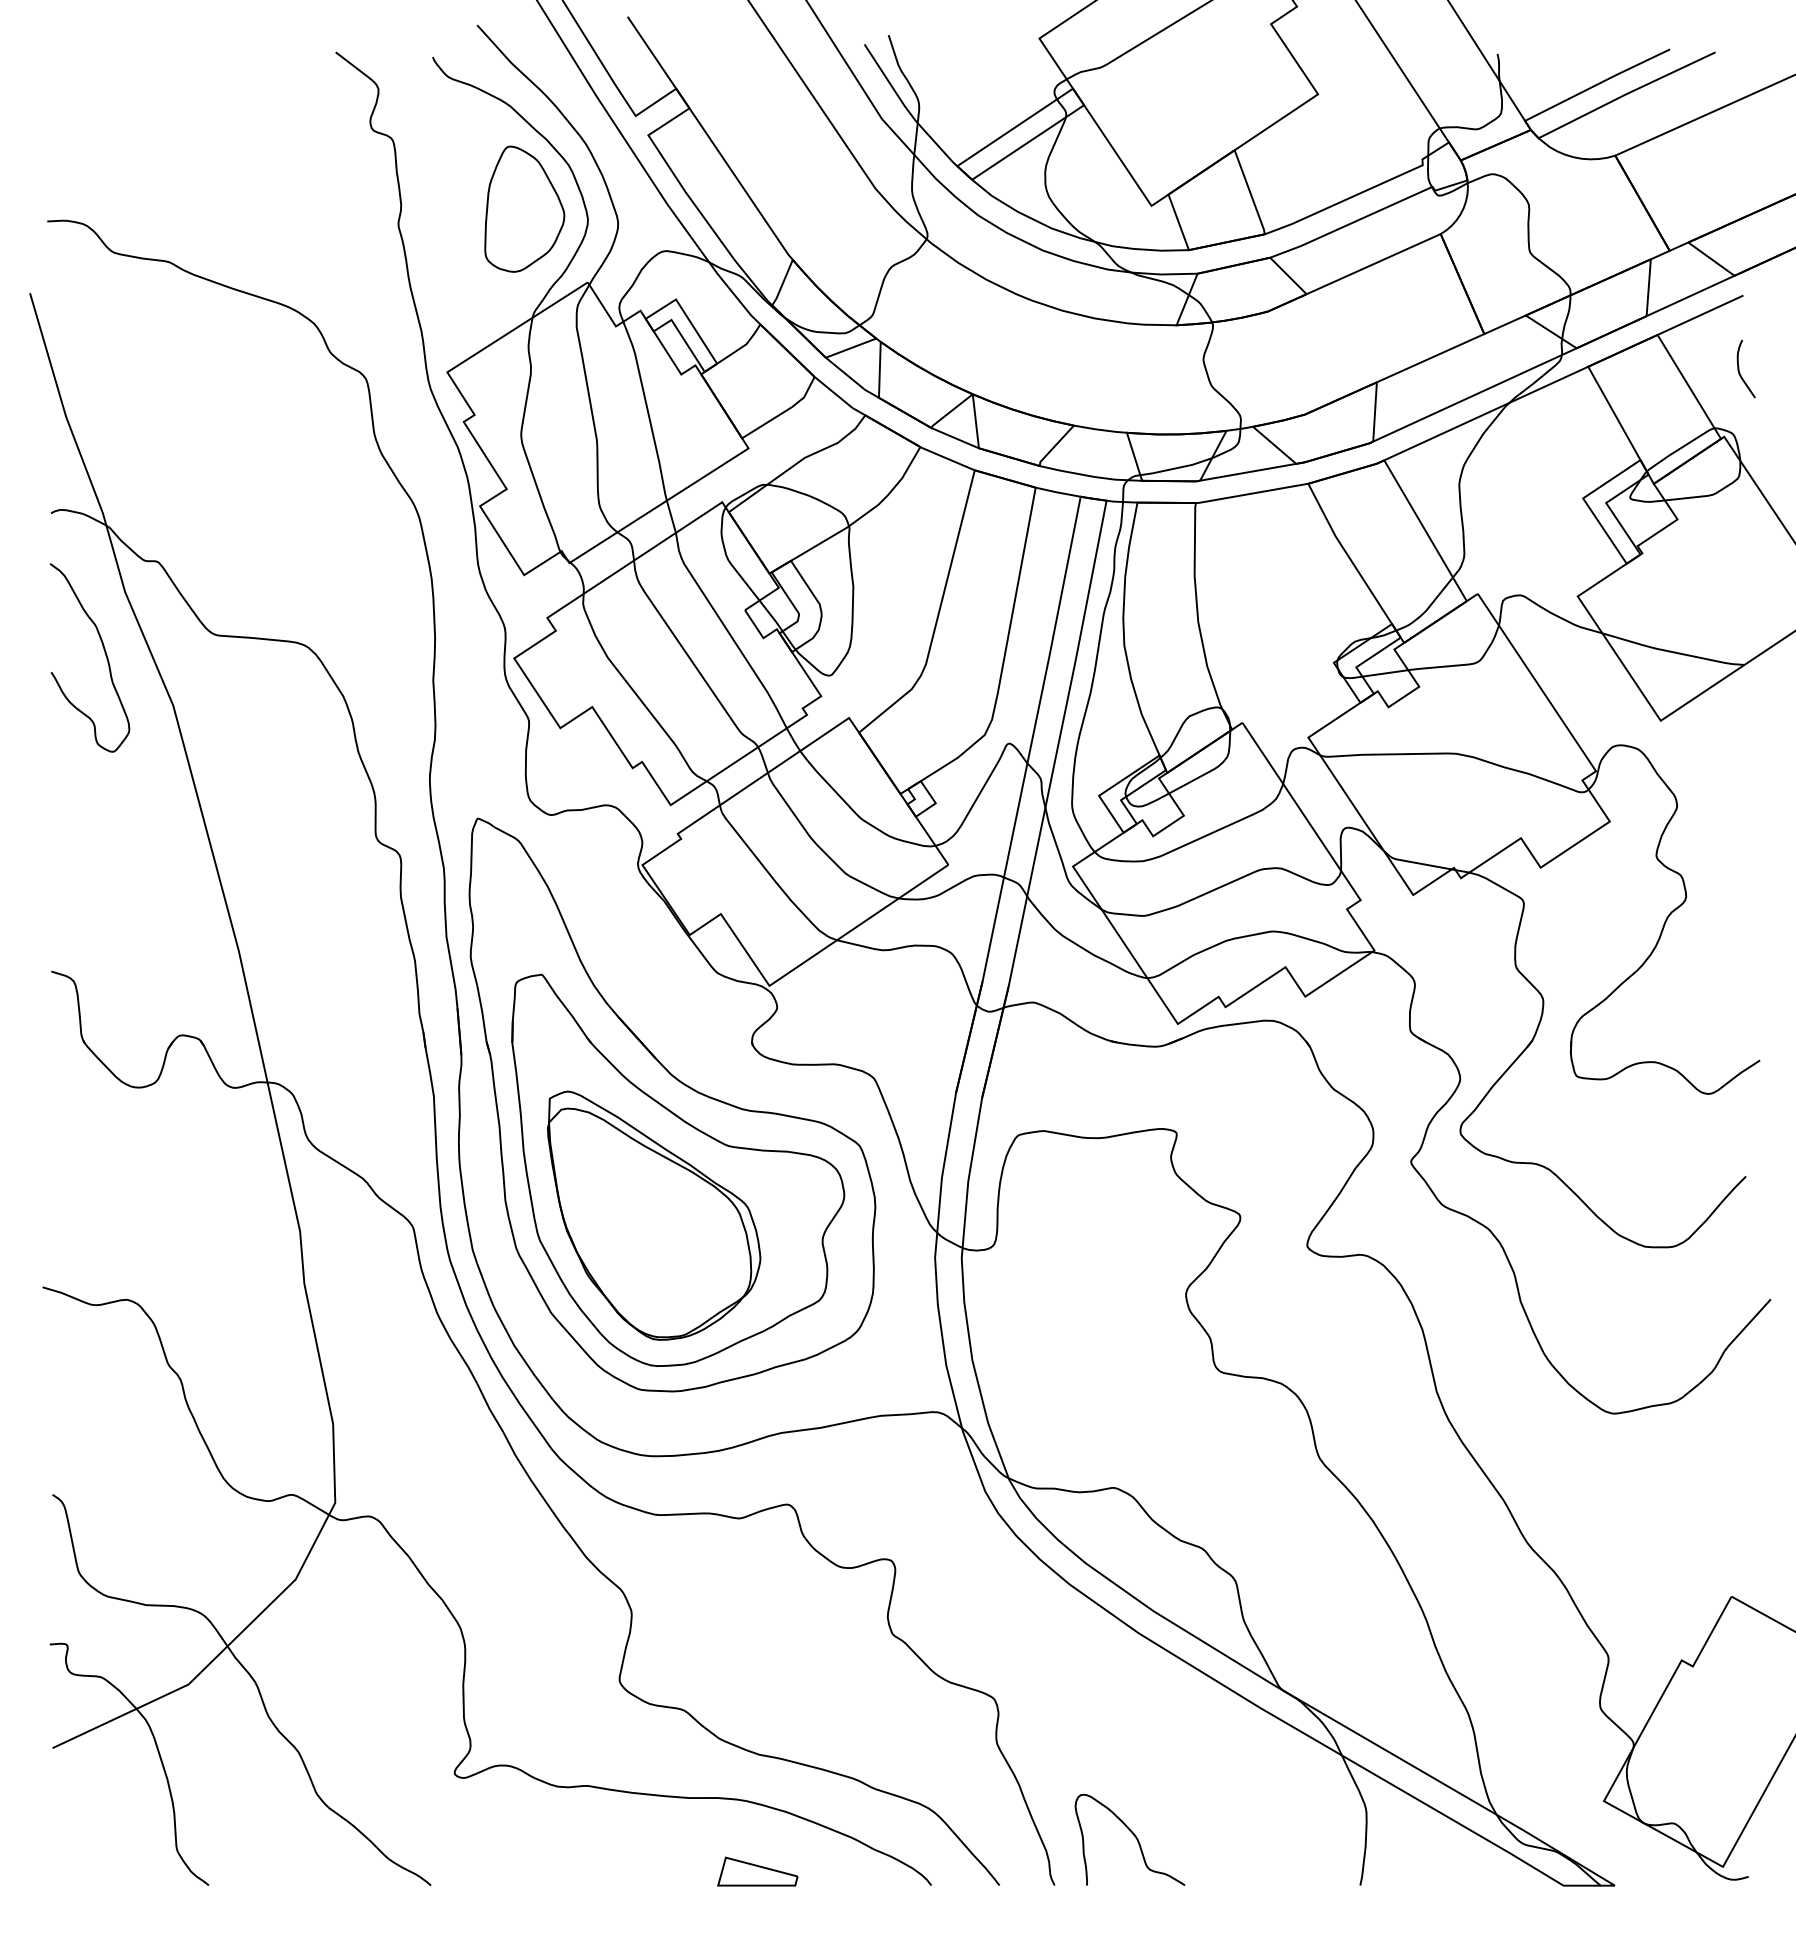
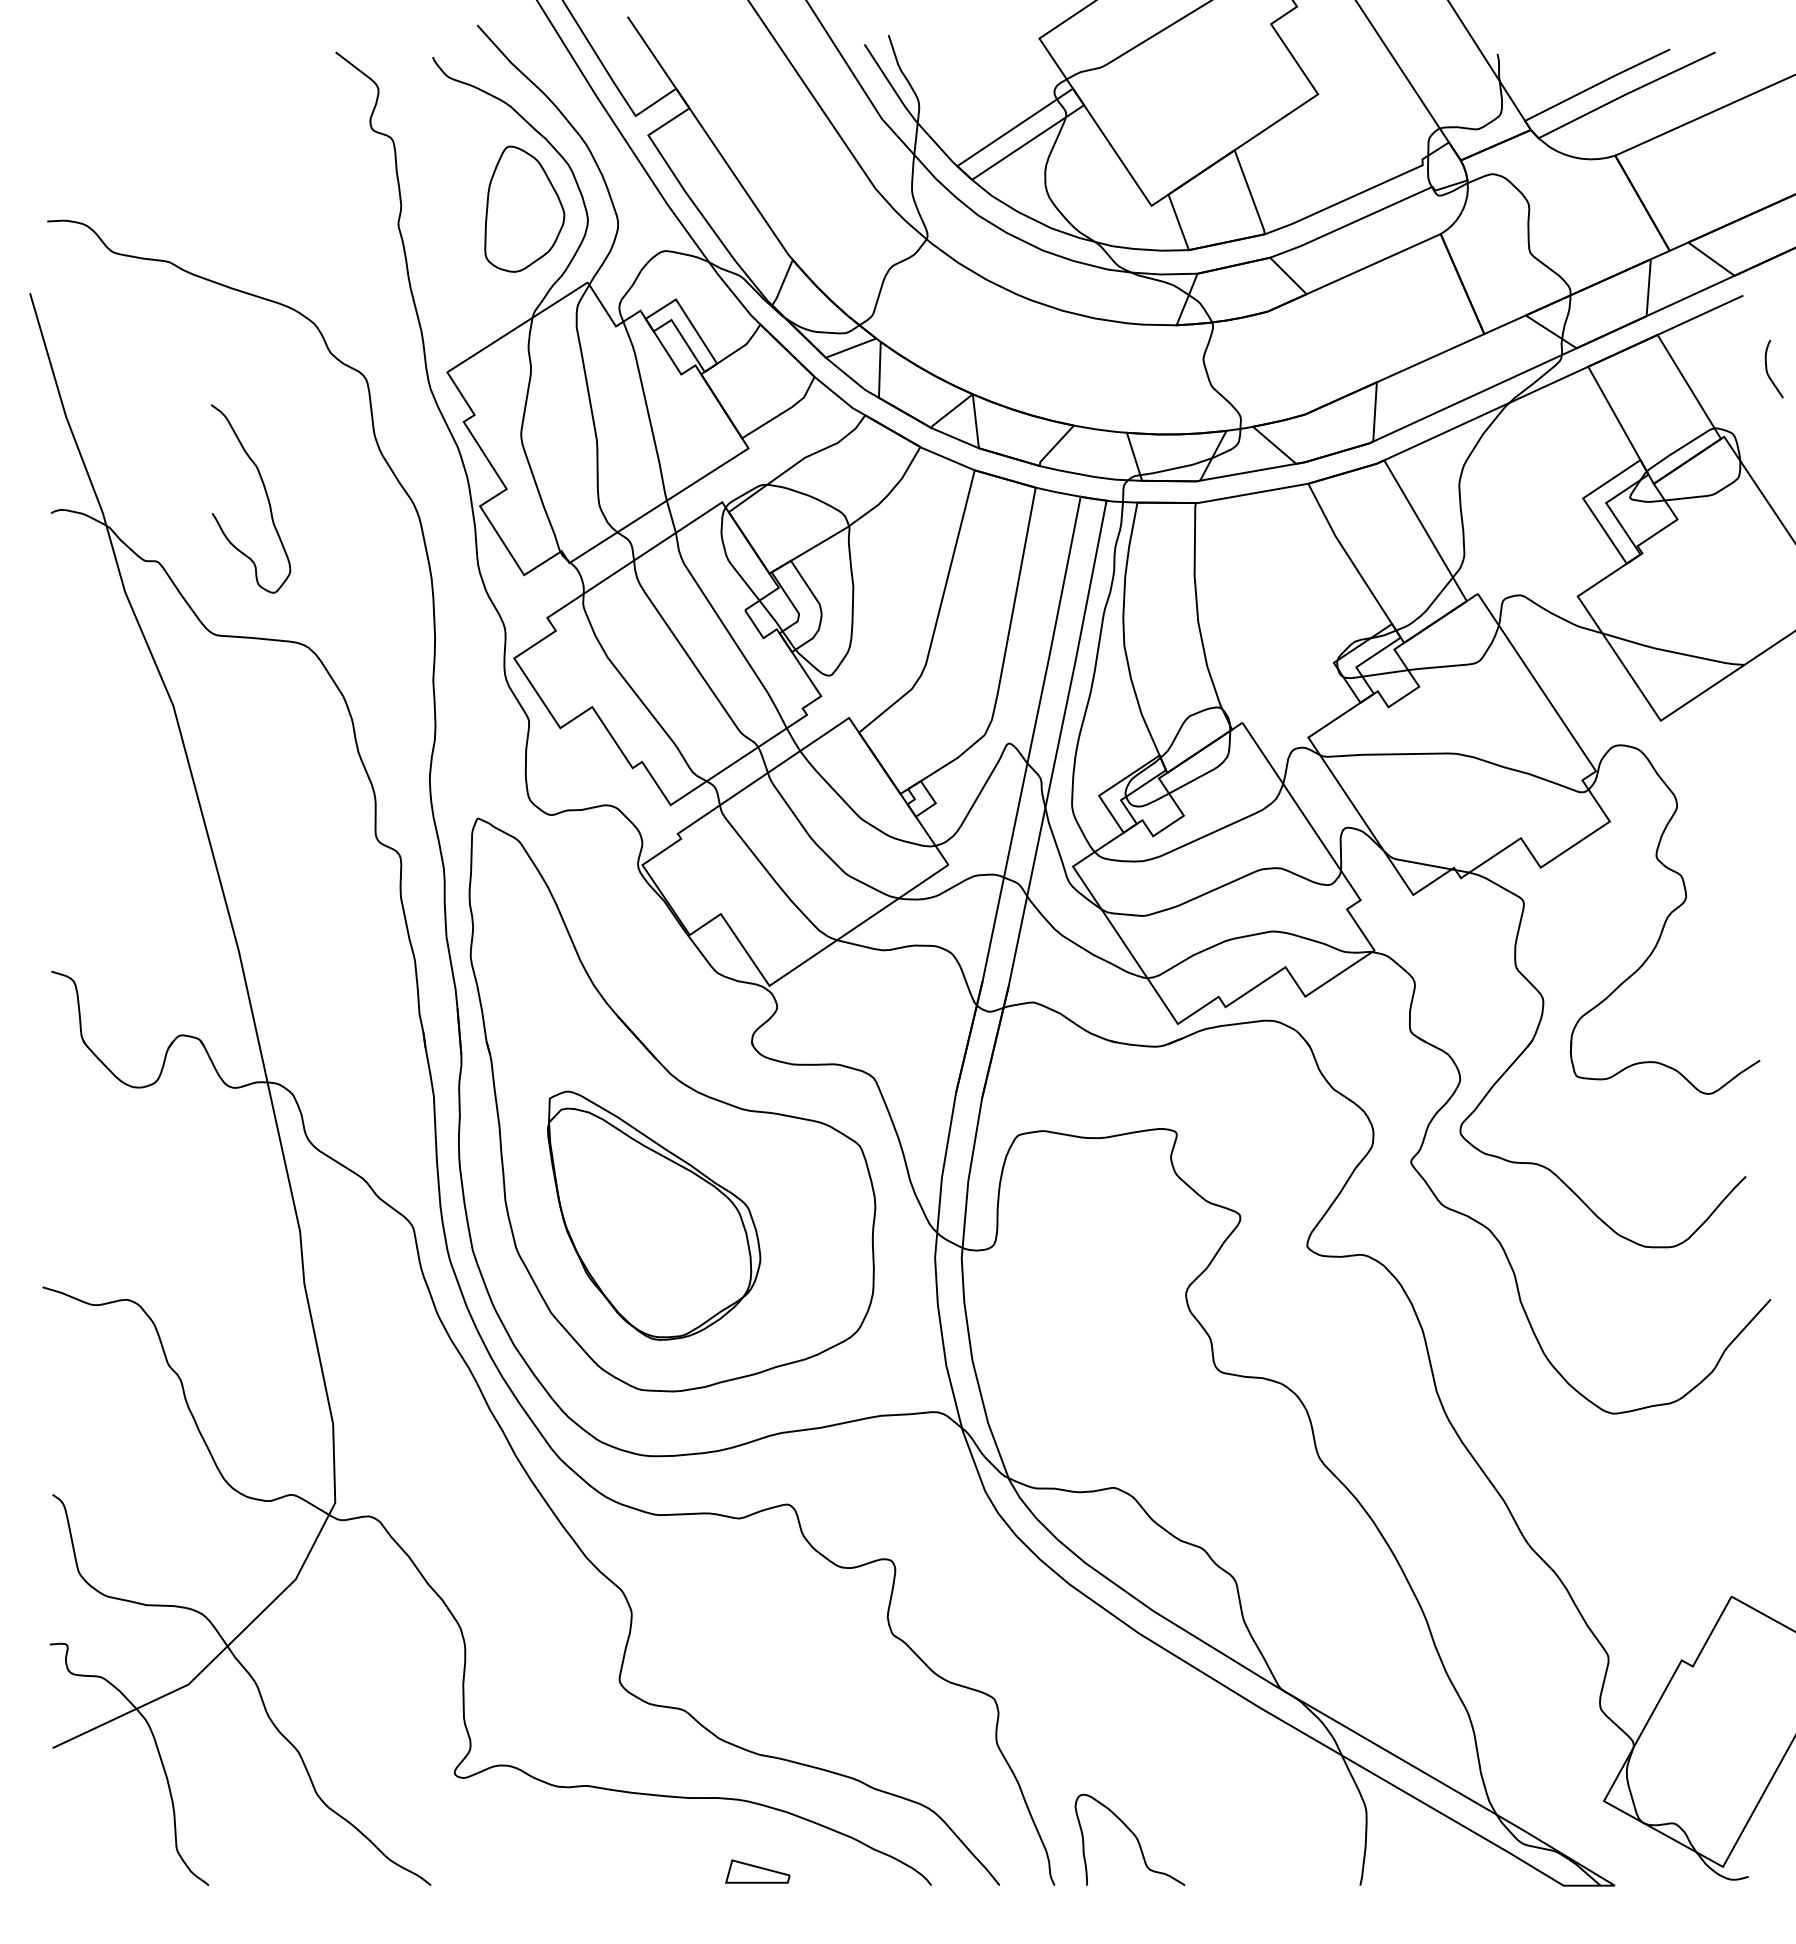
curve position: (1739, 369) -> (1767, 369) (1767, 369)
curve position: (104, 652) -> (265, 493) (265, 493)
part: present -> none (678, 1169)
part size: 82x31 px -> 66x25 px (757, 1871)
